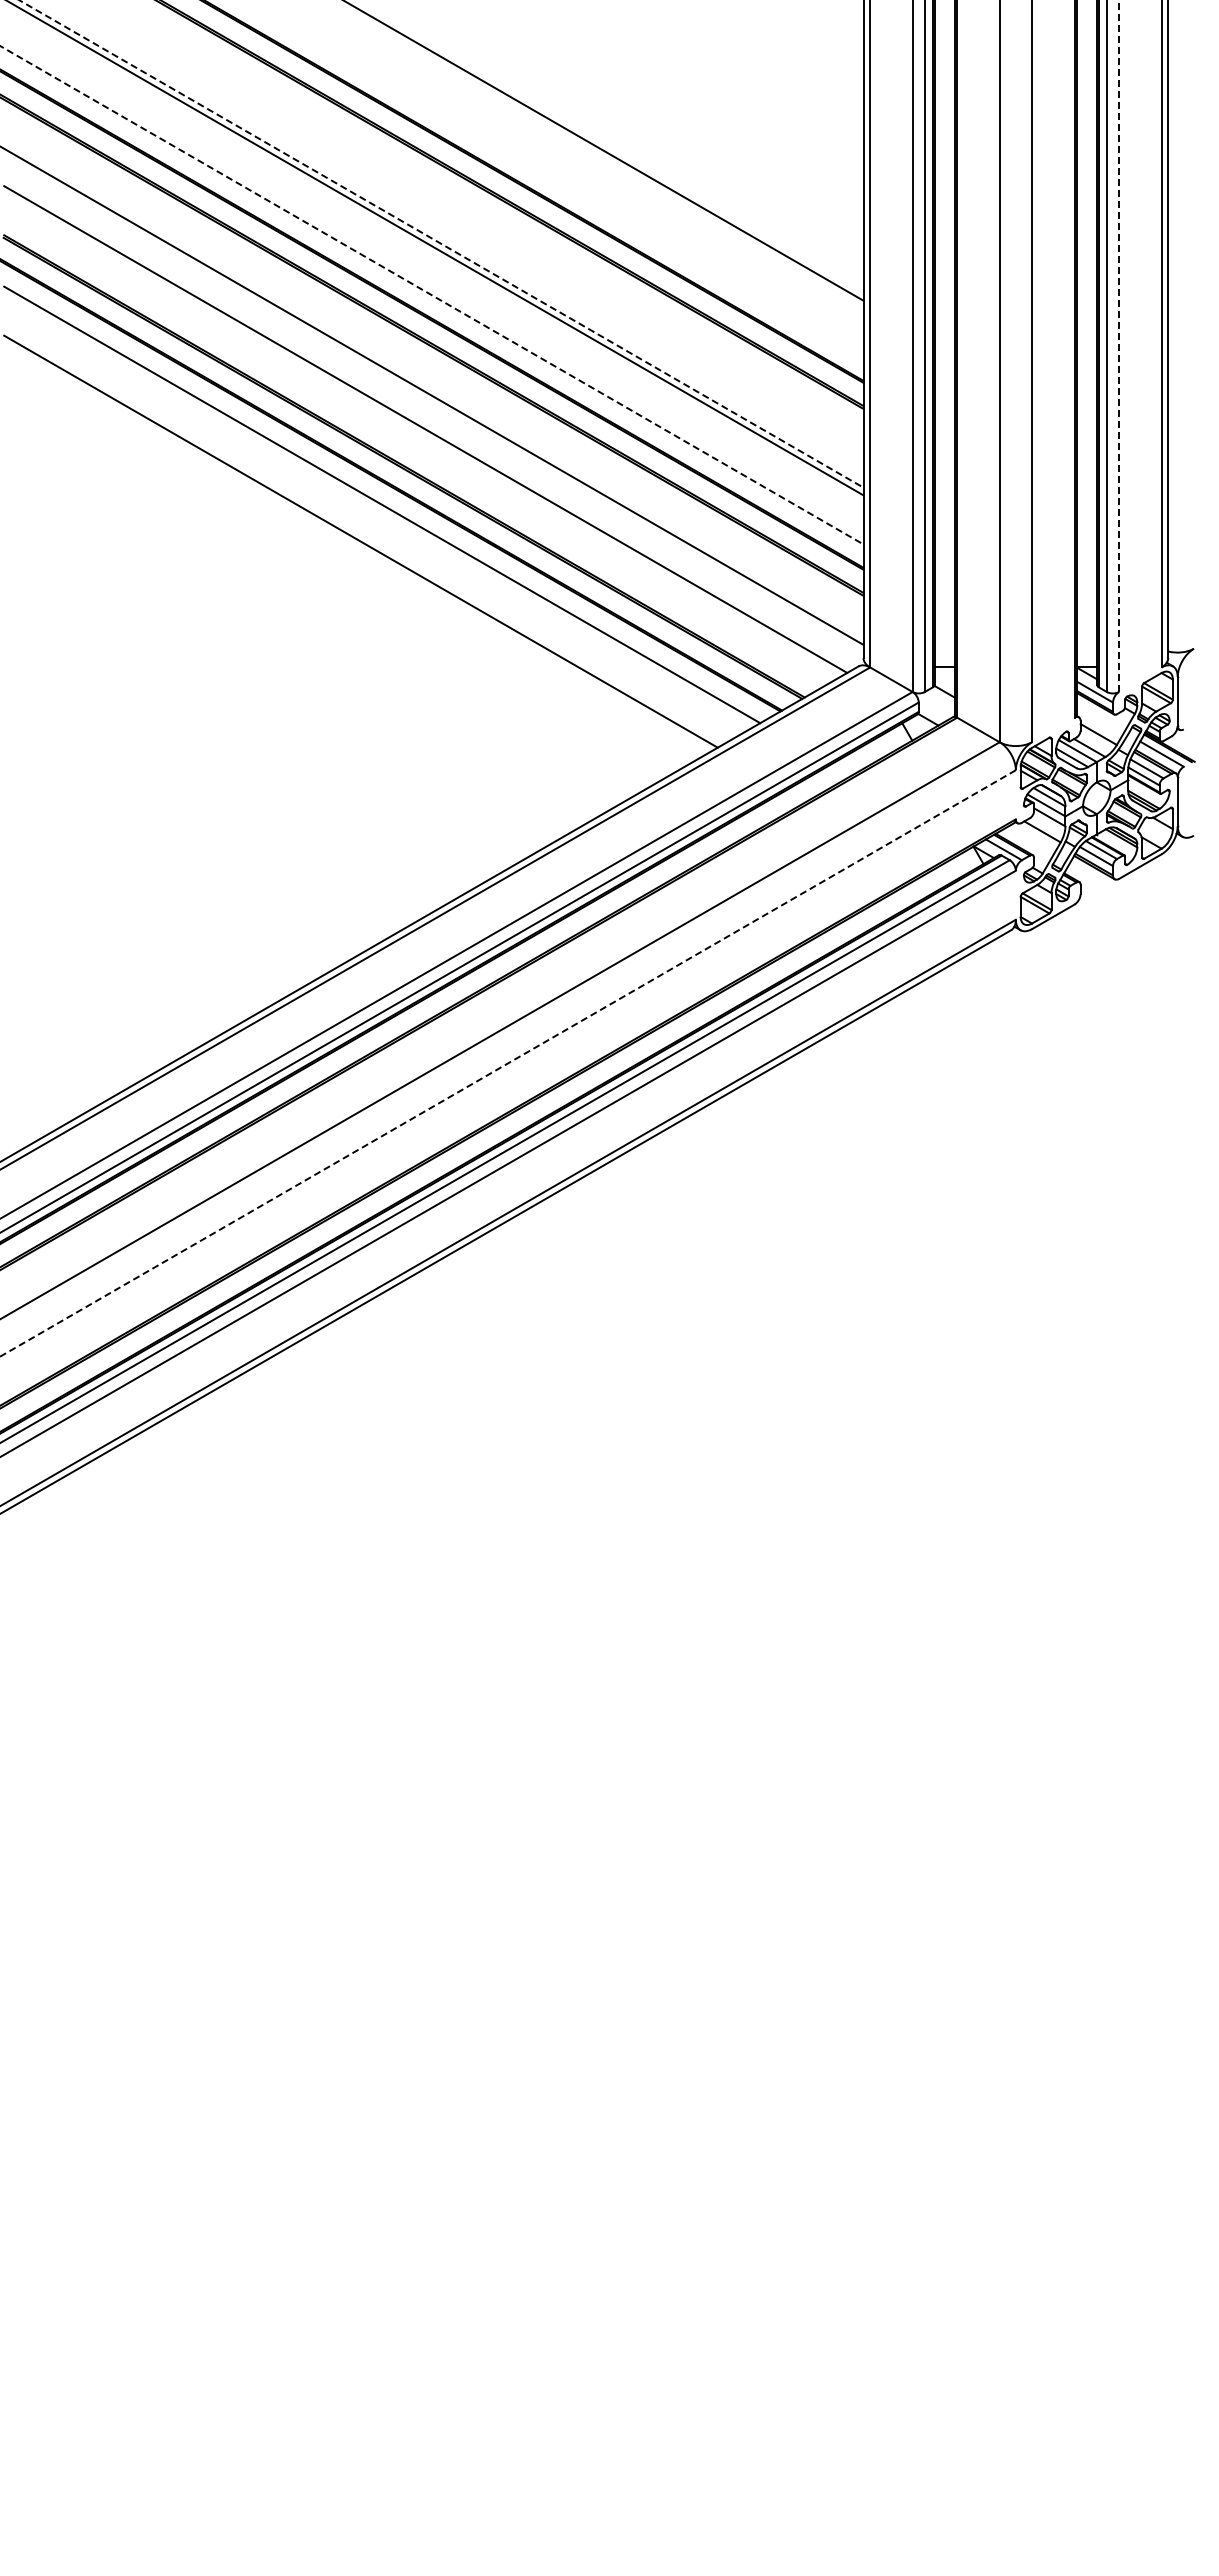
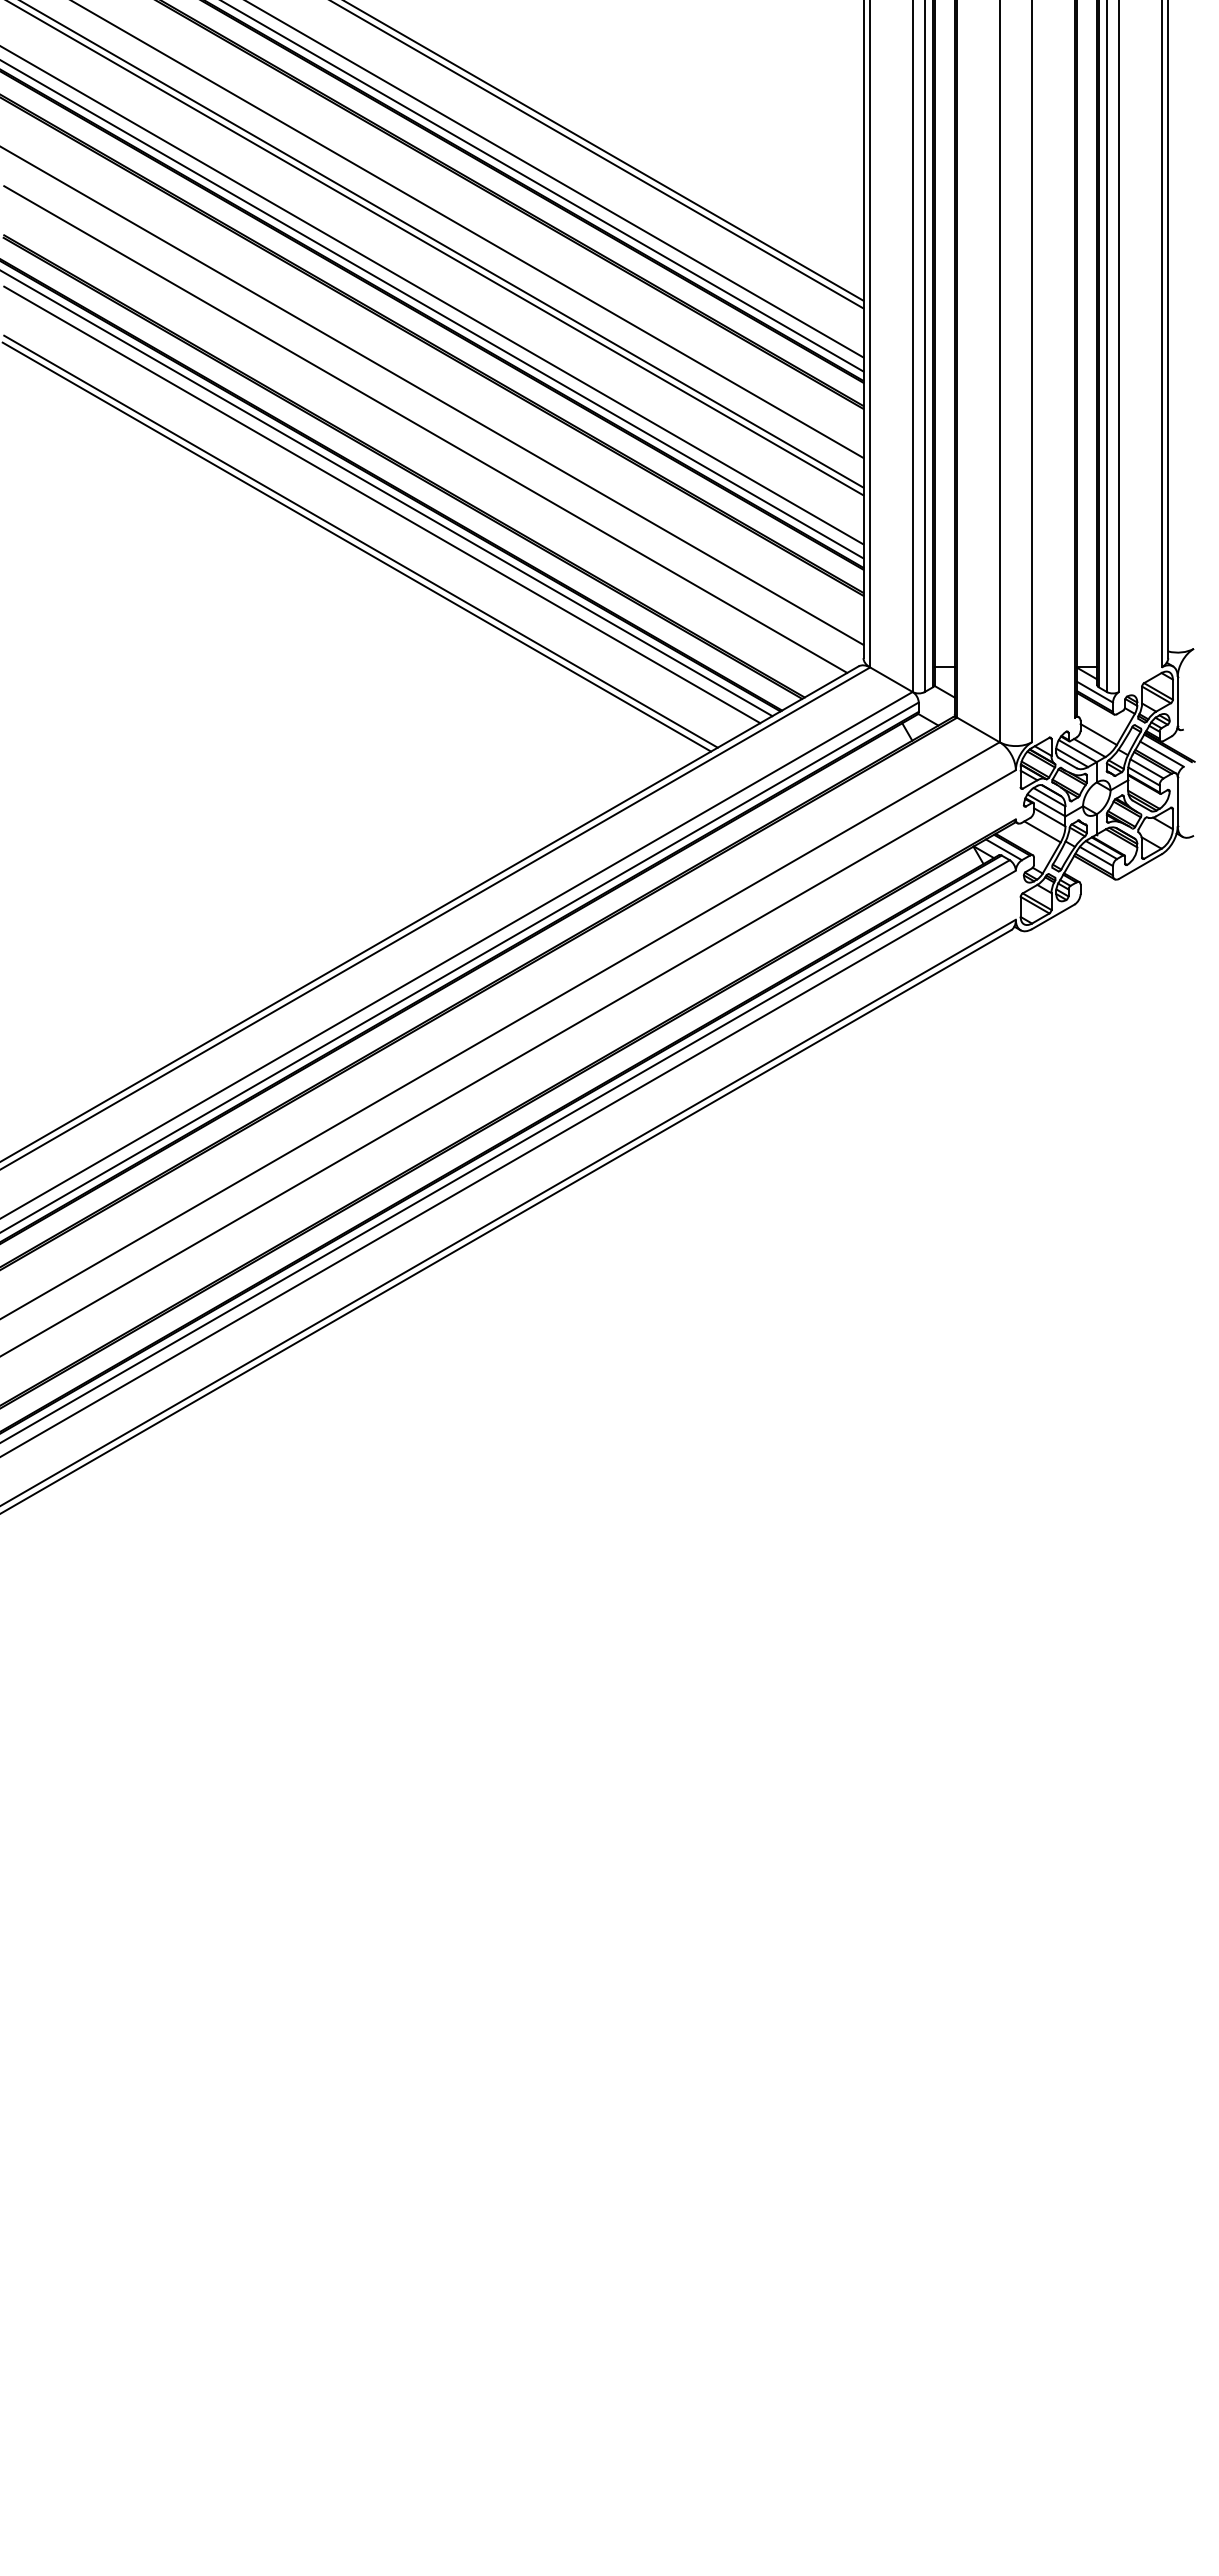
line: none -> present (598, 155)
line: none -> present (555, 179)
line: none -> present (543, 186)
line: none -> present (468, 230)
line: dashed -> solid (441, 244)
line: dashed -> solid (432, 295)
line: none -> present (432, 309)
line: dashed -> solid (1119, 346)
line: none -> present (387, 493)
line: none -> present (356, 546)
line: dashed -> solid (507, 1063)
